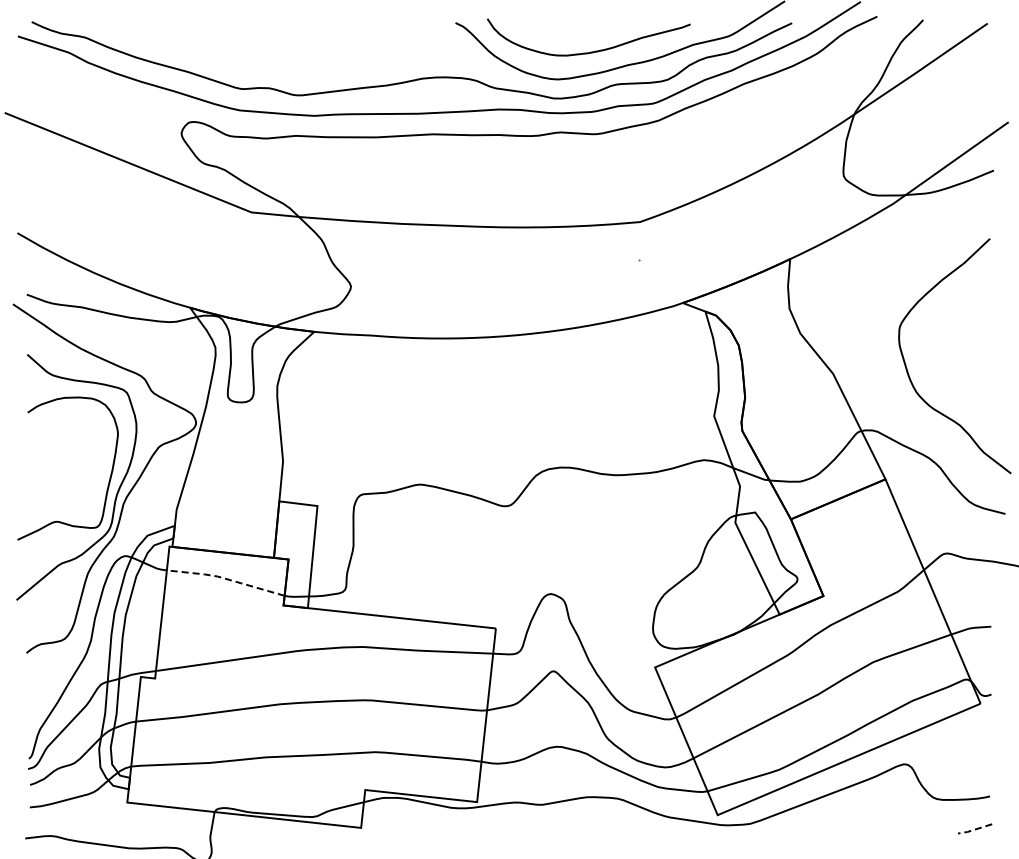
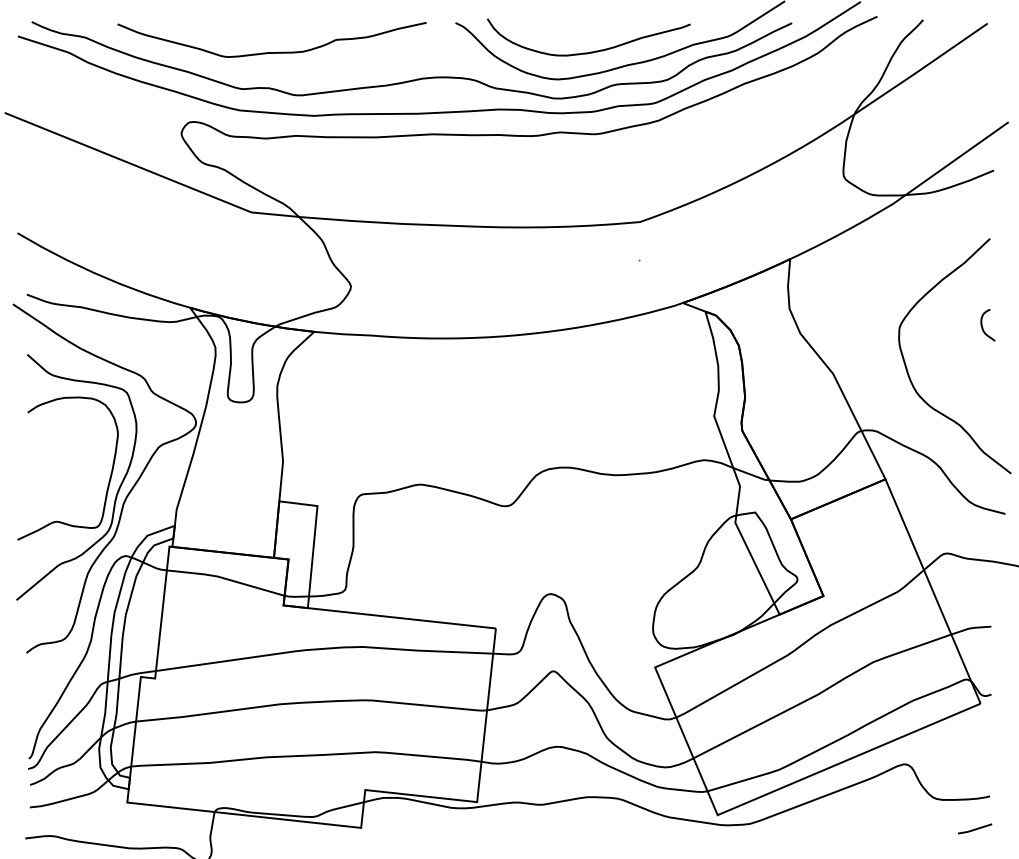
curve: none -> present (271, 52)
curve: none -> present (982, 324)
line: dashed -> solid (224, 578)
line: dashed -> solid (974, 829)
